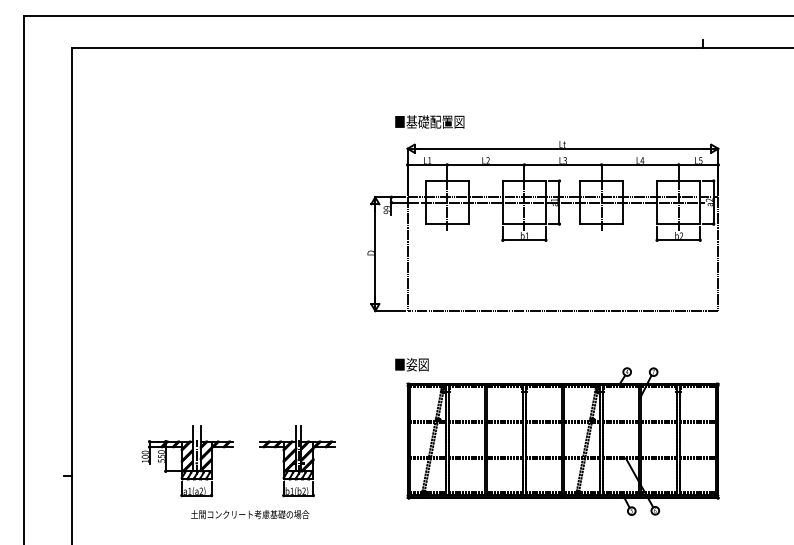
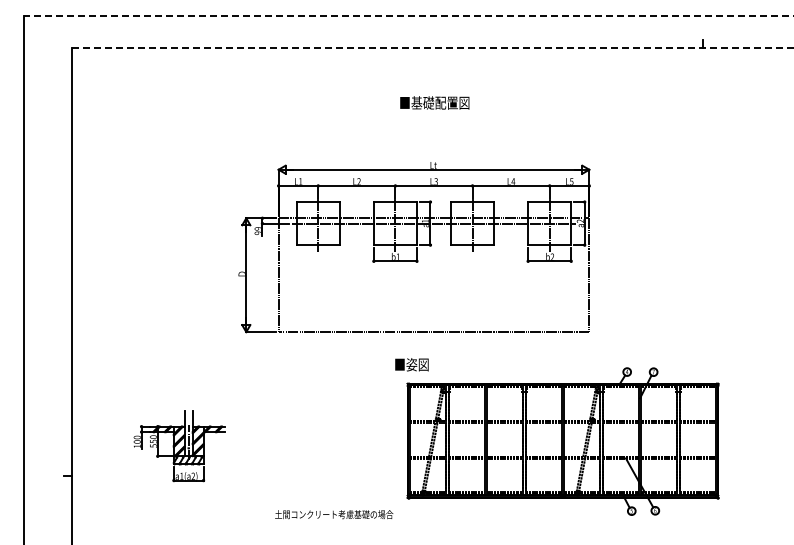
line: solid -> dashed (408, 16)
line: solid -> dashed (432, 47)
text position: (429, 121) -> (434, 102) (434, 102)
part position: (543, 226) -> (414, 247) (414, 247)
part position: (187, 461) -> (179, 446) (179, 446)
part: present -> none (297, 461)
text position: (250, 514) -> (334, 514) (334, 514)
